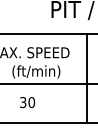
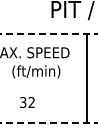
line: solid -> dashed (49, 34)
line: present -> none (48, 84)
text: 30 -> 32 (31, 102)
line: solid -> dashed (49, 122)
